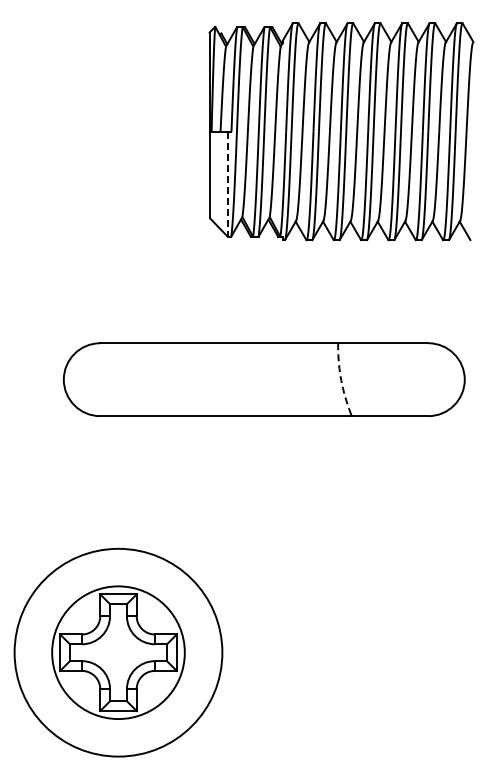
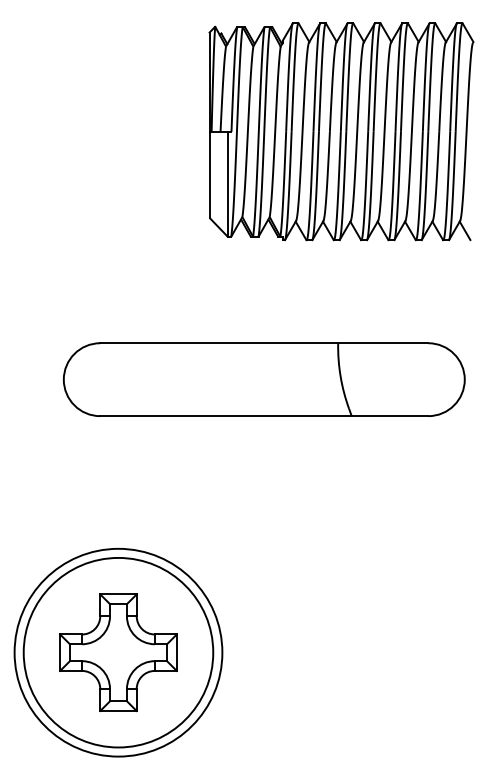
line: dashed -> solid (227, 184)
arc: dashed -> solid (340, 376)
circle diameter: 133 px -> 190 px (118, 652)
